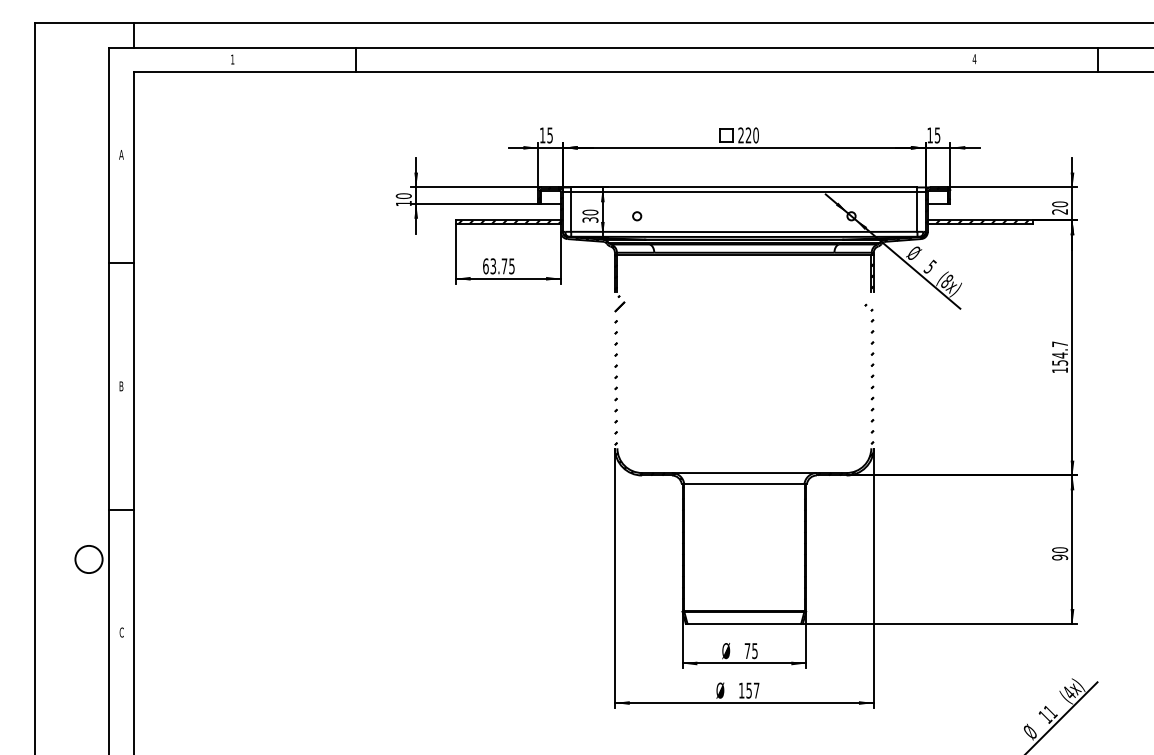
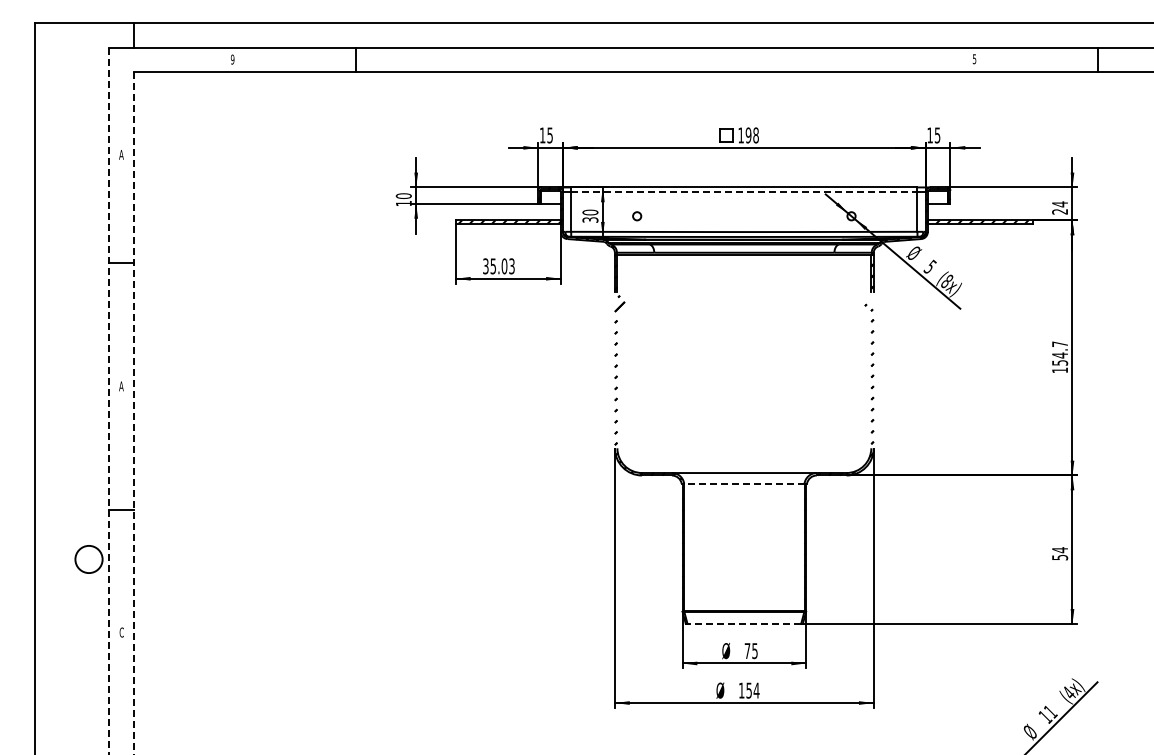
text: 1 -> 9 (232, 59)
text: 4 -> 5 (974, 59)
text: 220 -> 198 (748, 135)
line: solid -> dashed (744, 192)
text: 20 -> 24 (1060, 204)
text: 63.75 -> 35.03 (498, 266)
text: B -> A (121, 386)
line: solid -> dashed (108, 401)
line: solid -> dashed (133, 414)
line: solid -> dashed (743, 483)
text: 90 -> 54 (1060, 553)
line: solid -> dashed (744, 623)
text: 157 -> 154 (756, 690)
